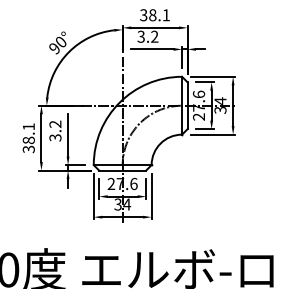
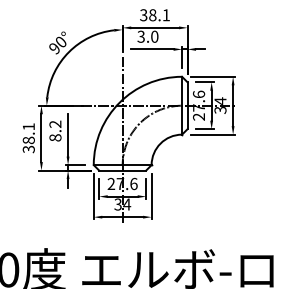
text: 3.2 -> 3.0 (154, 36)
text: 3.2 -> 8.2 (55, 137)
